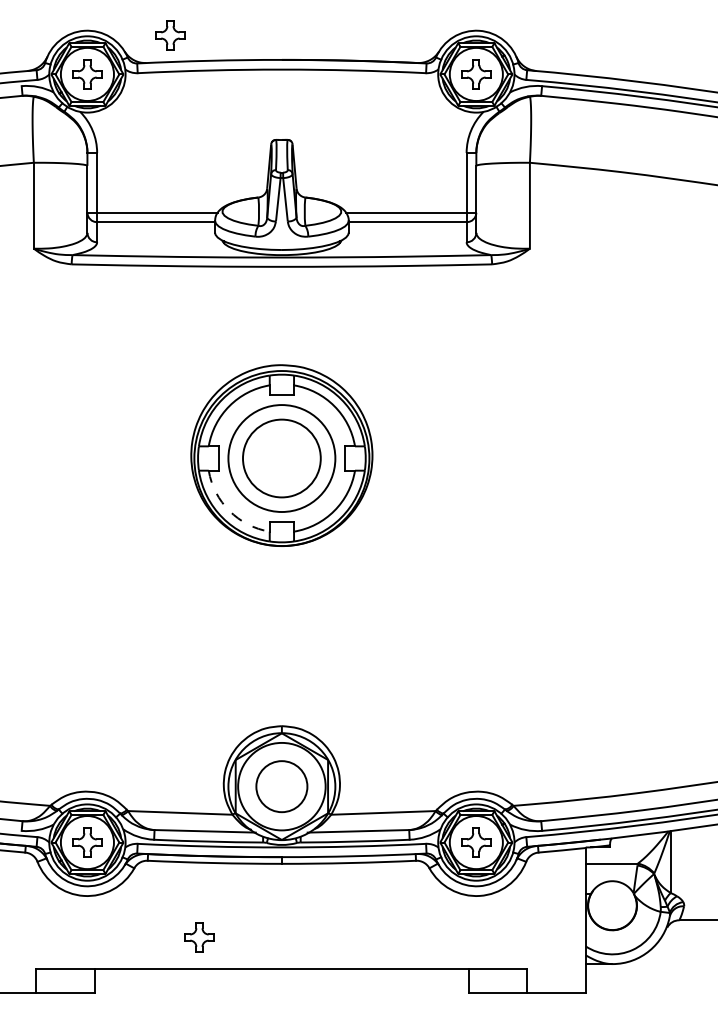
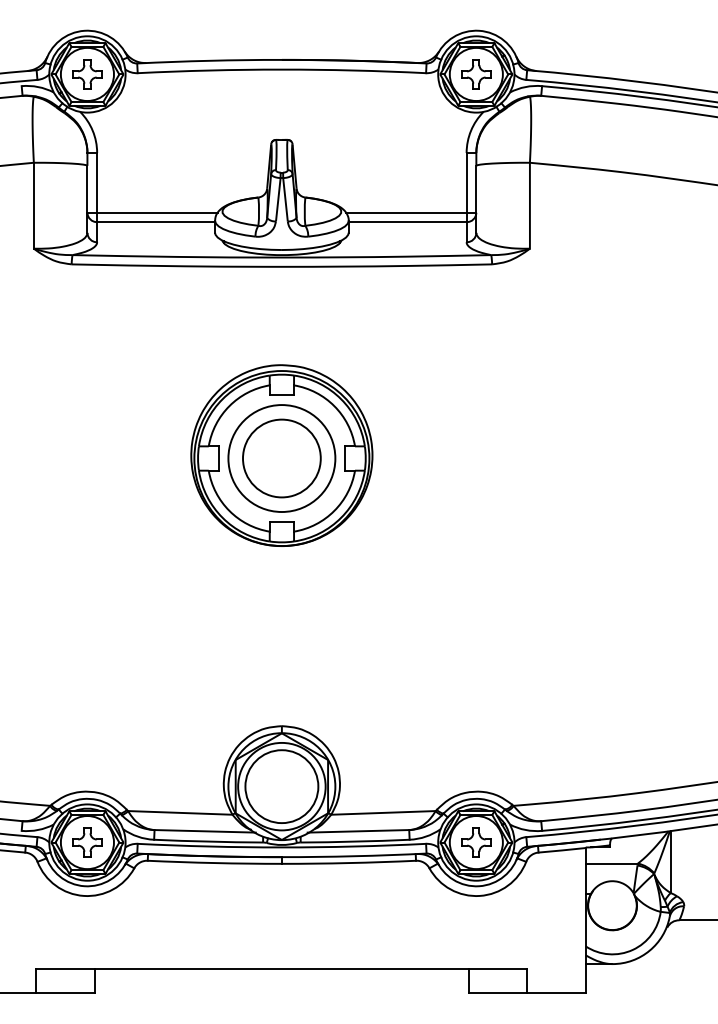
part: present -> none (170, 35)
arc: dashed -> solid (229, 510)
circle diameter: 51 px -> 73 px (281, 786)
part: present -> none (199, 937)
